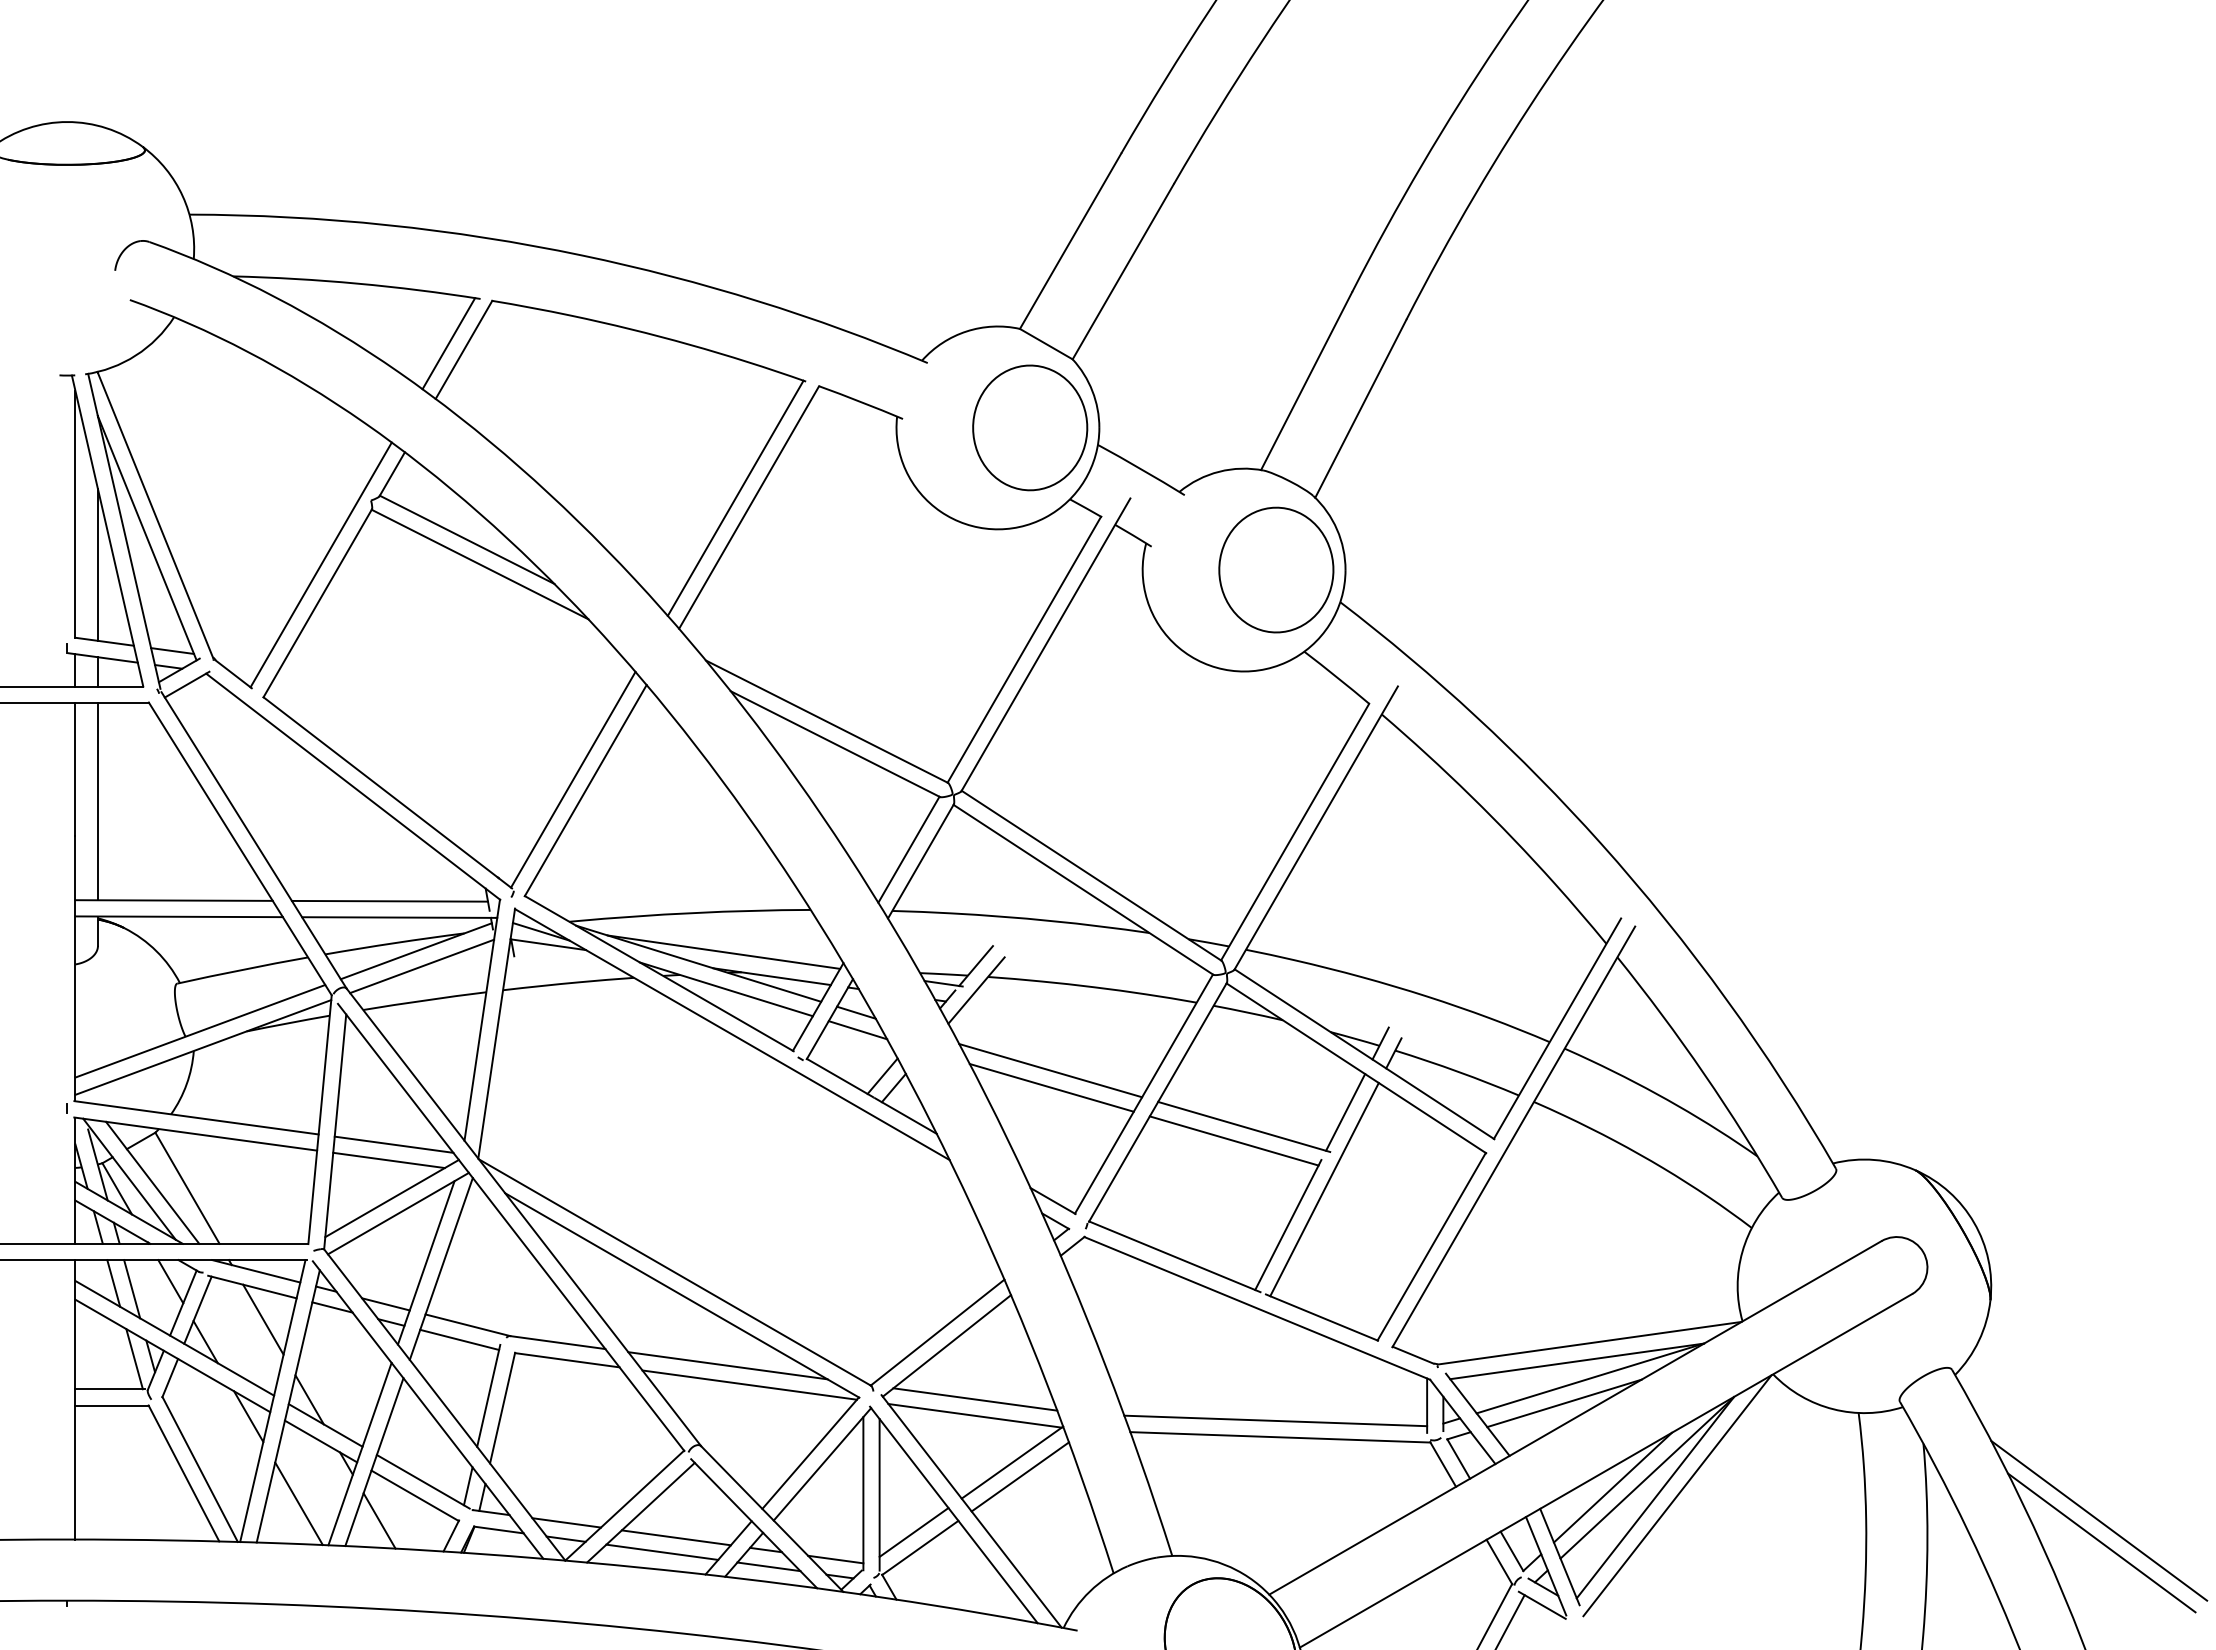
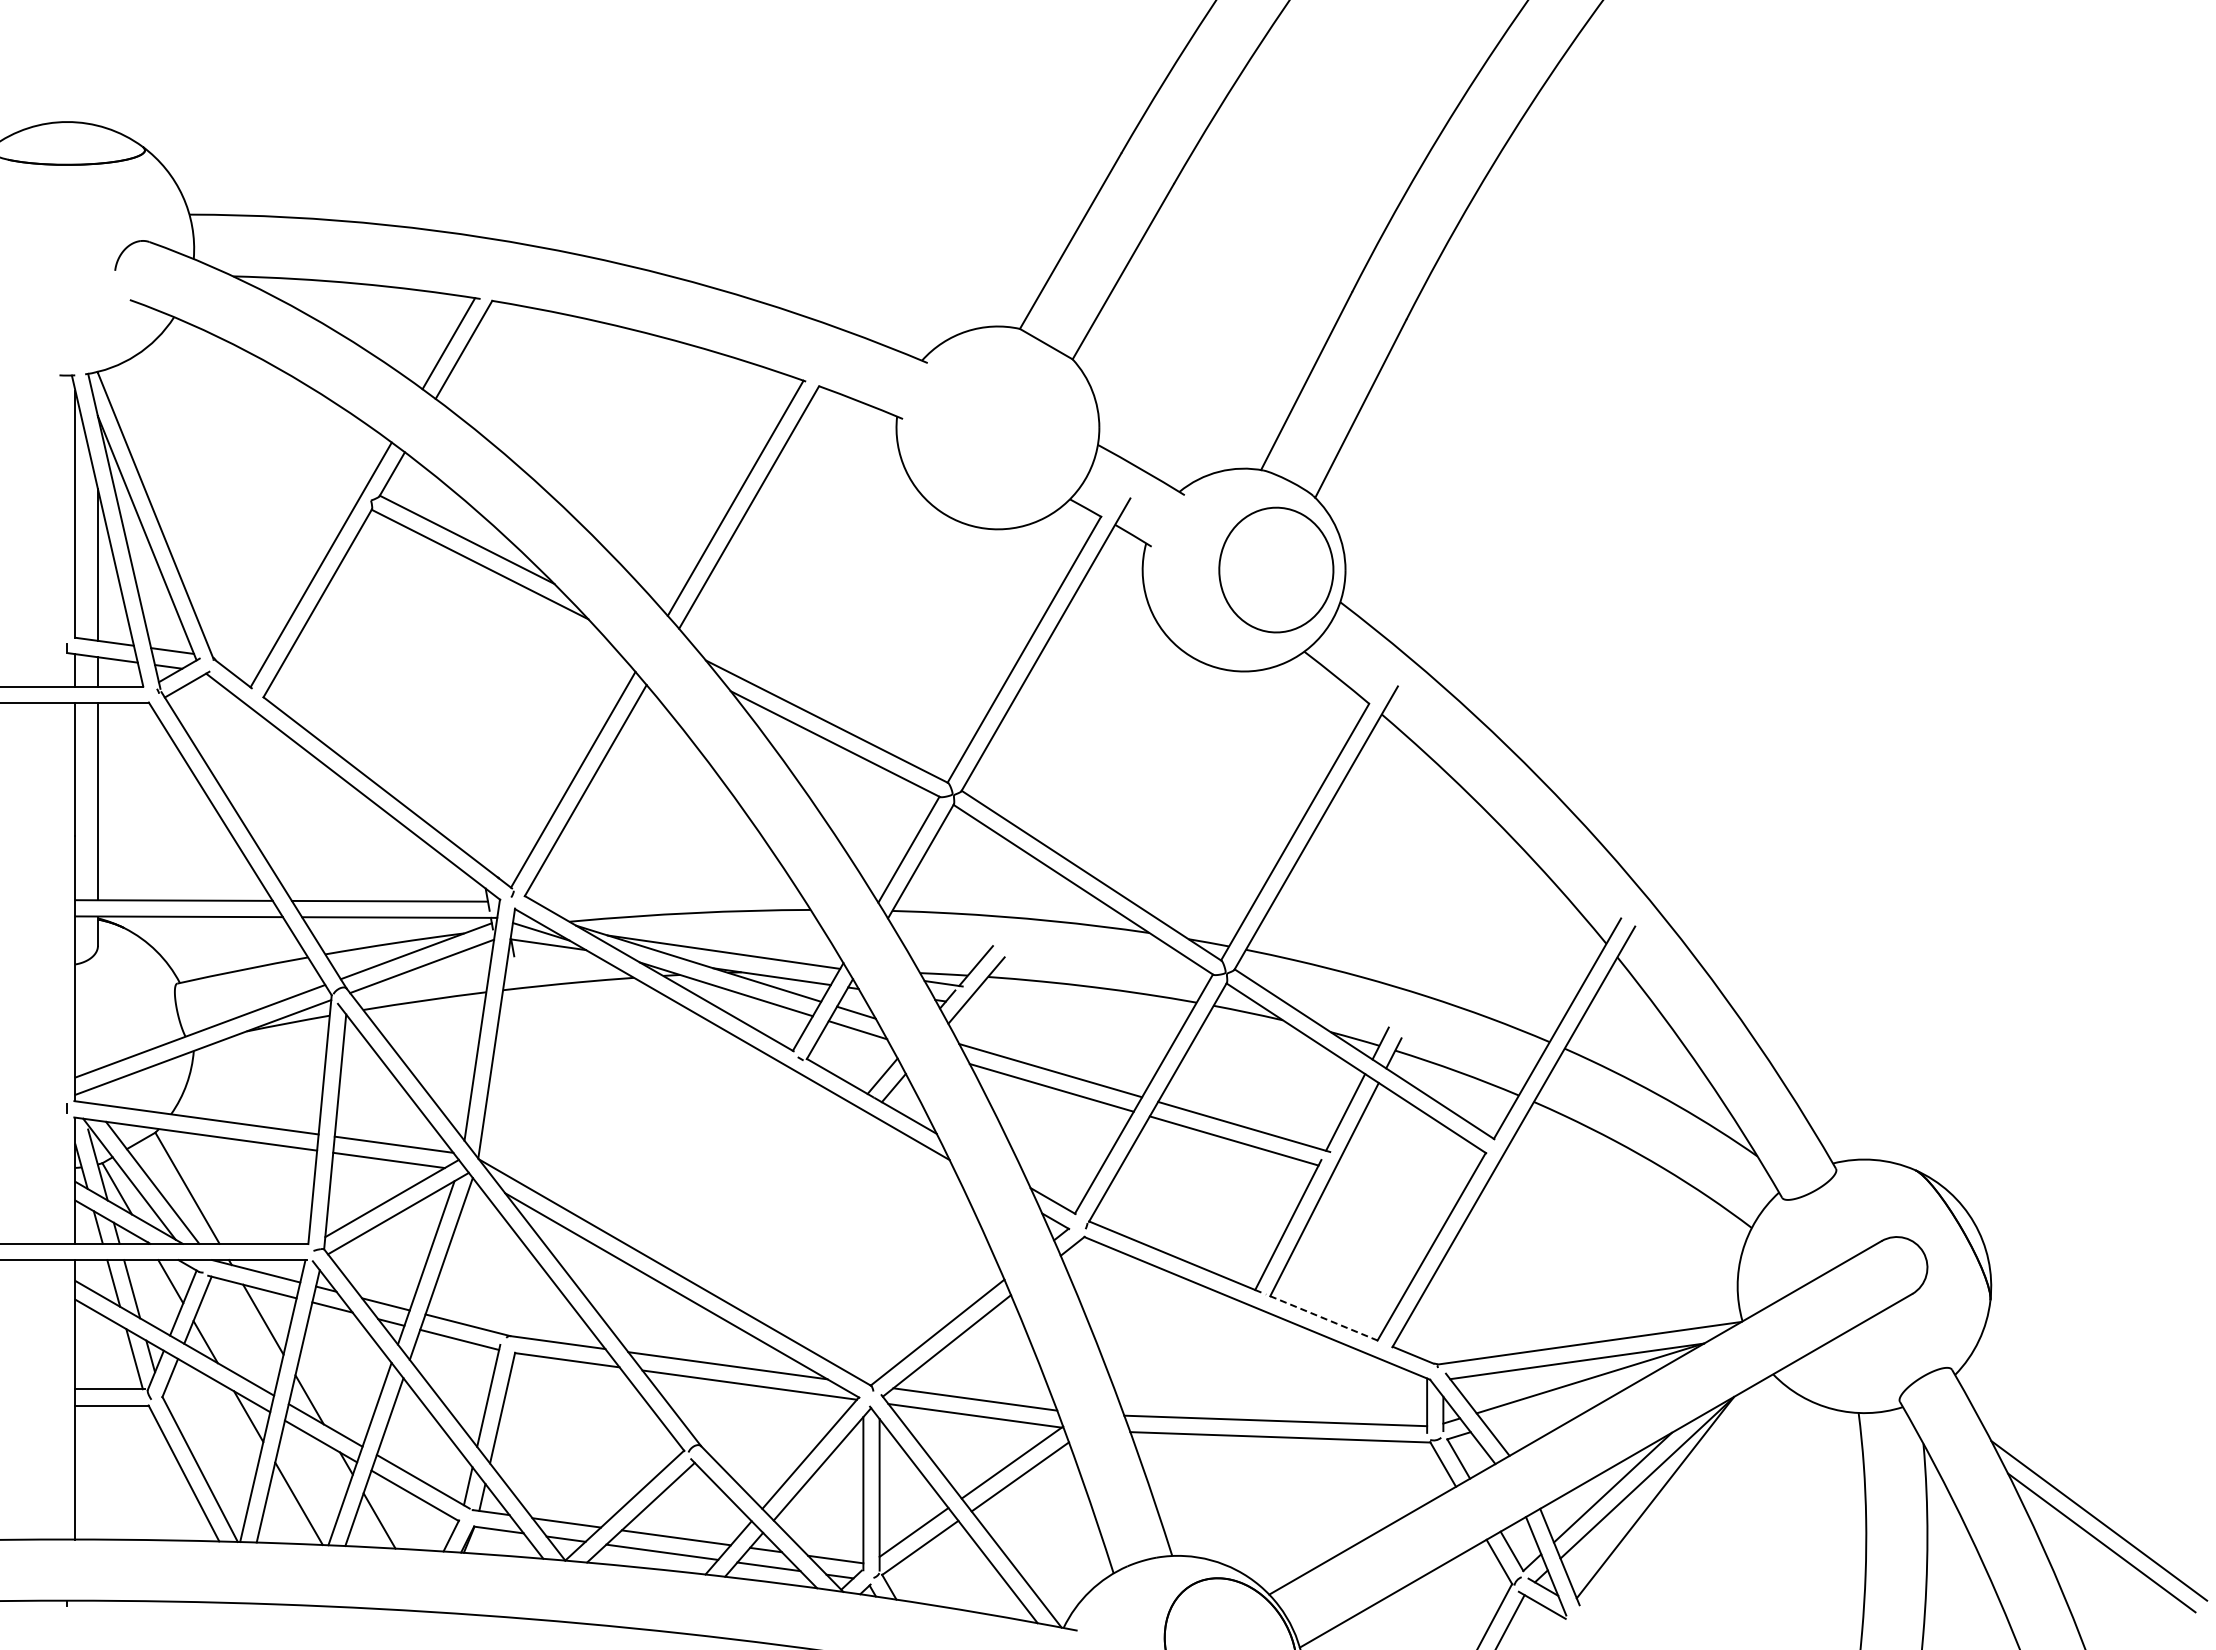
part: present -> none (1030, 427)
line: solid -> dashed (1322, 1317)
line: present -> none (1564, 1403)
line: present -> none (1677, 1495)
